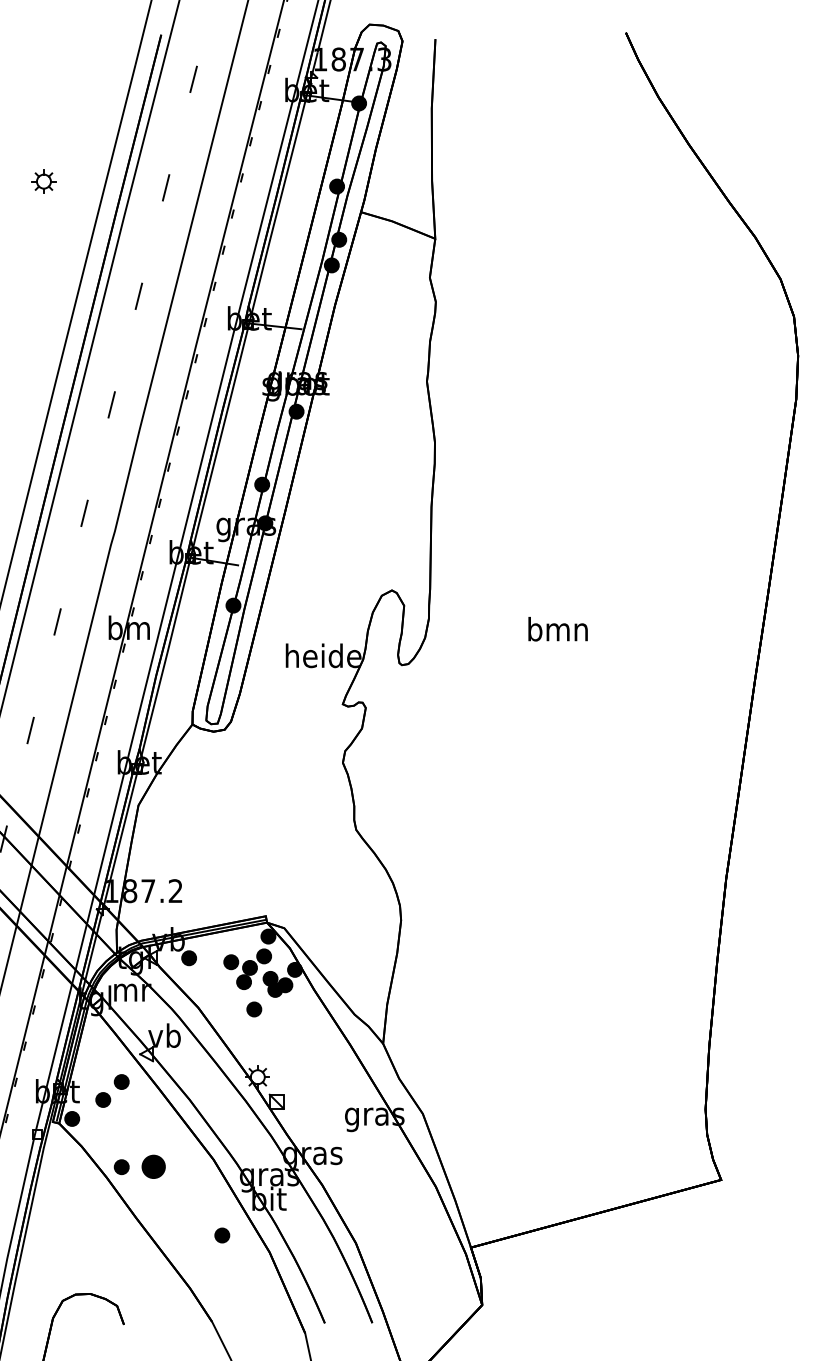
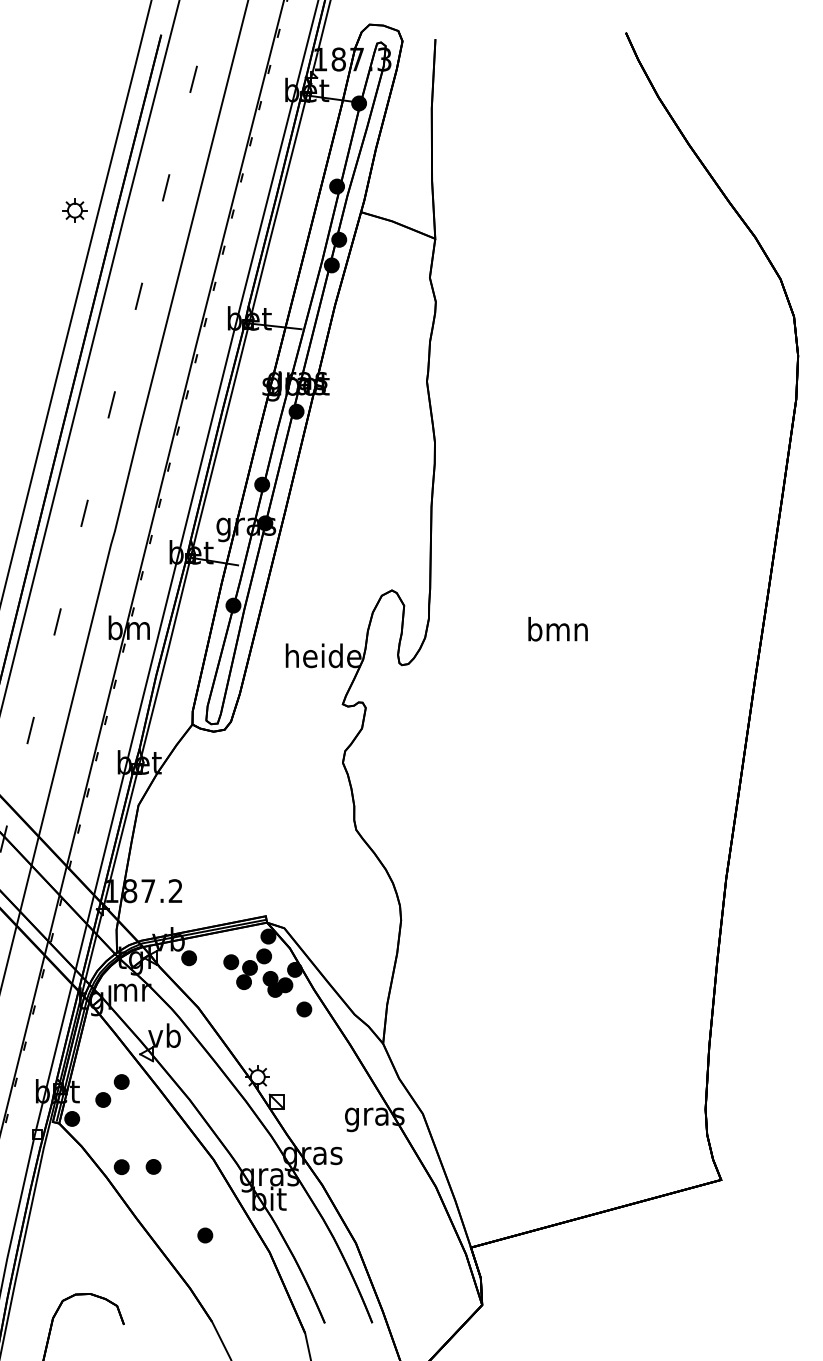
part position: (43, 181) -> (74, 210) (74, 210)
part position: (254, 1009) -> (304, 1009) (304, 1009)
part size: 25x25 px -> 17x16 px (153, 1166)
part position: (222, 1235) -> (205, 1235) (205, 1235)
